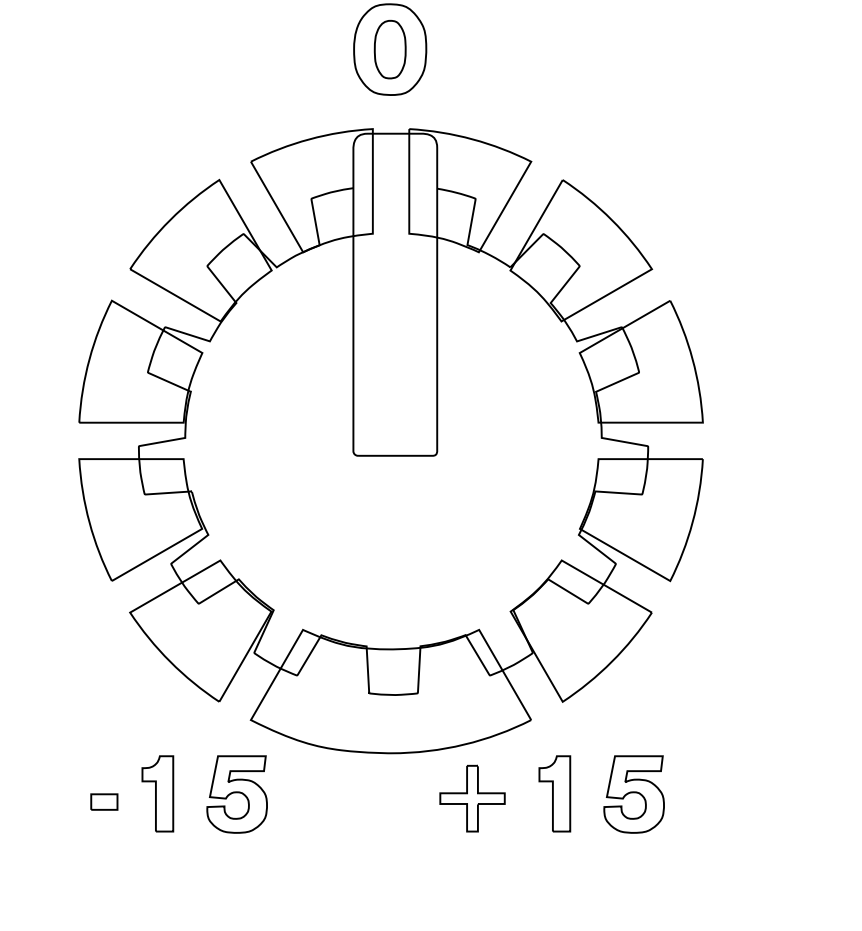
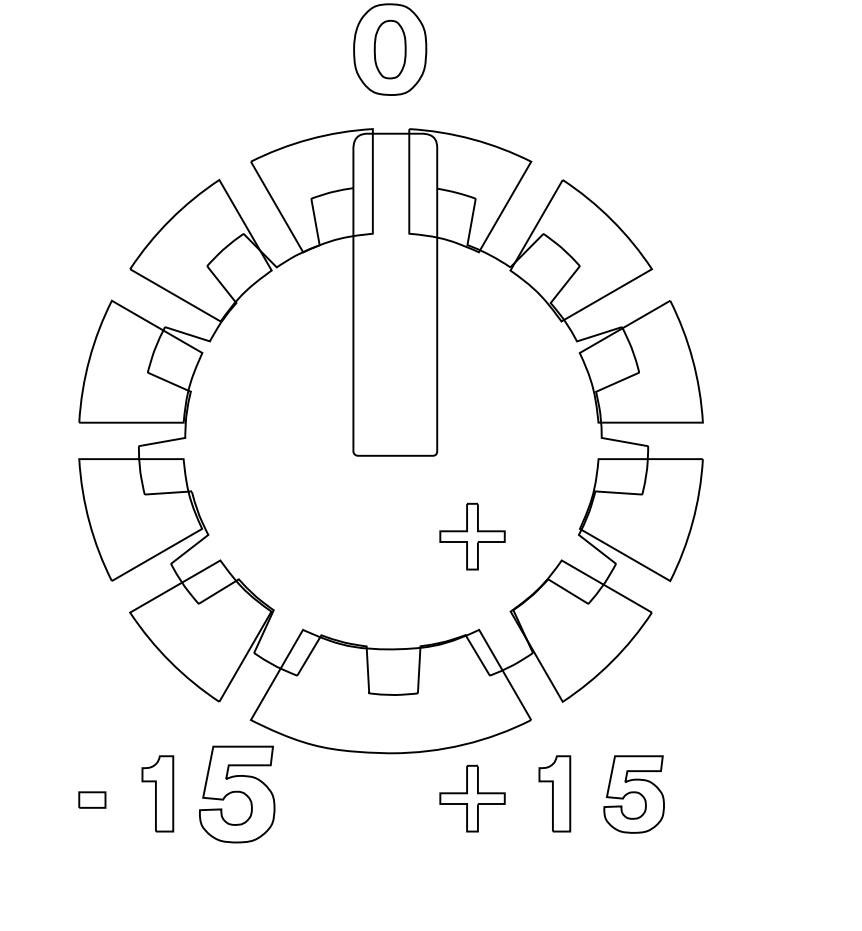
part: none -> present (472, 536)
part size: 62x79 px -> 77x99 px (237, 794)
part position: (104, 801) -> (92, 799) (92, 799)
